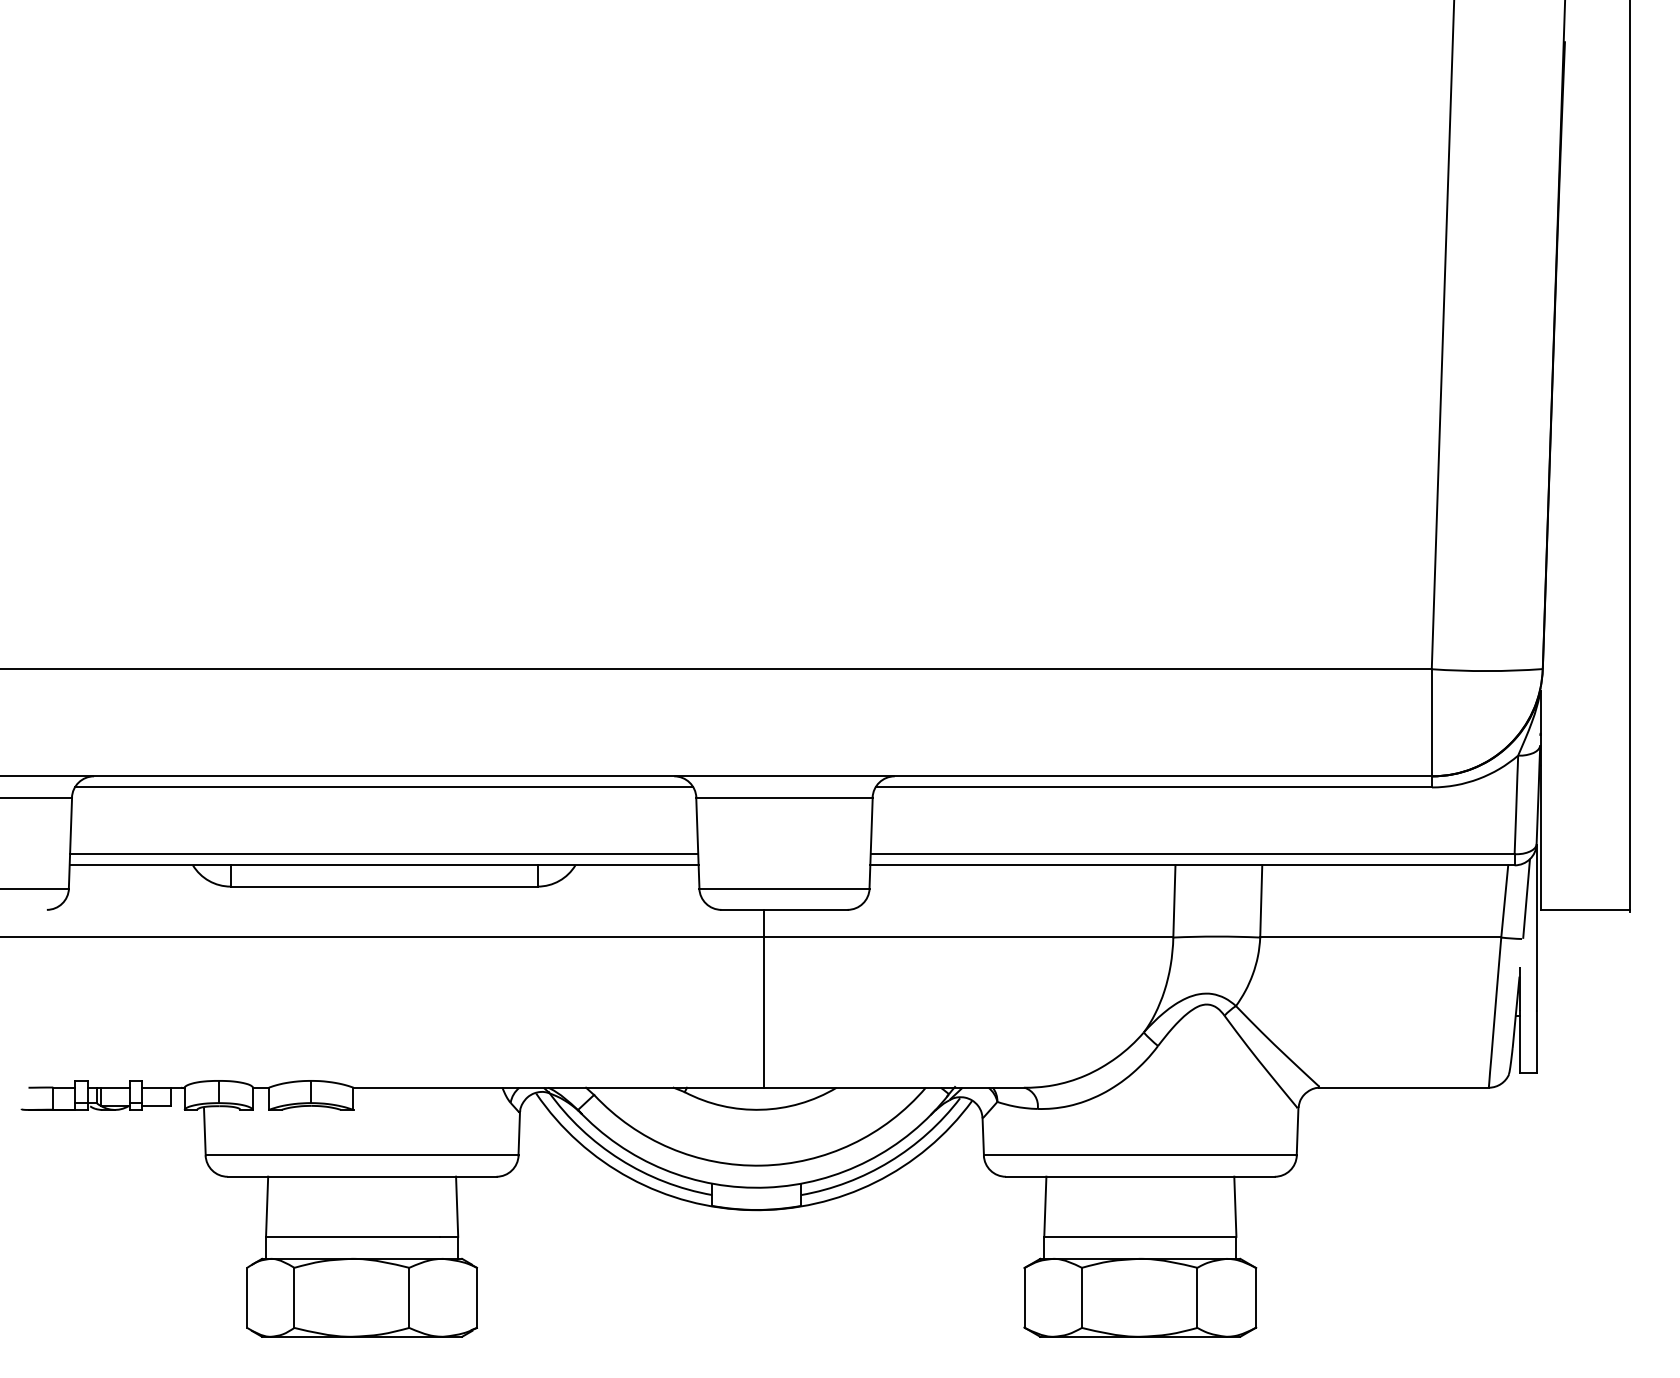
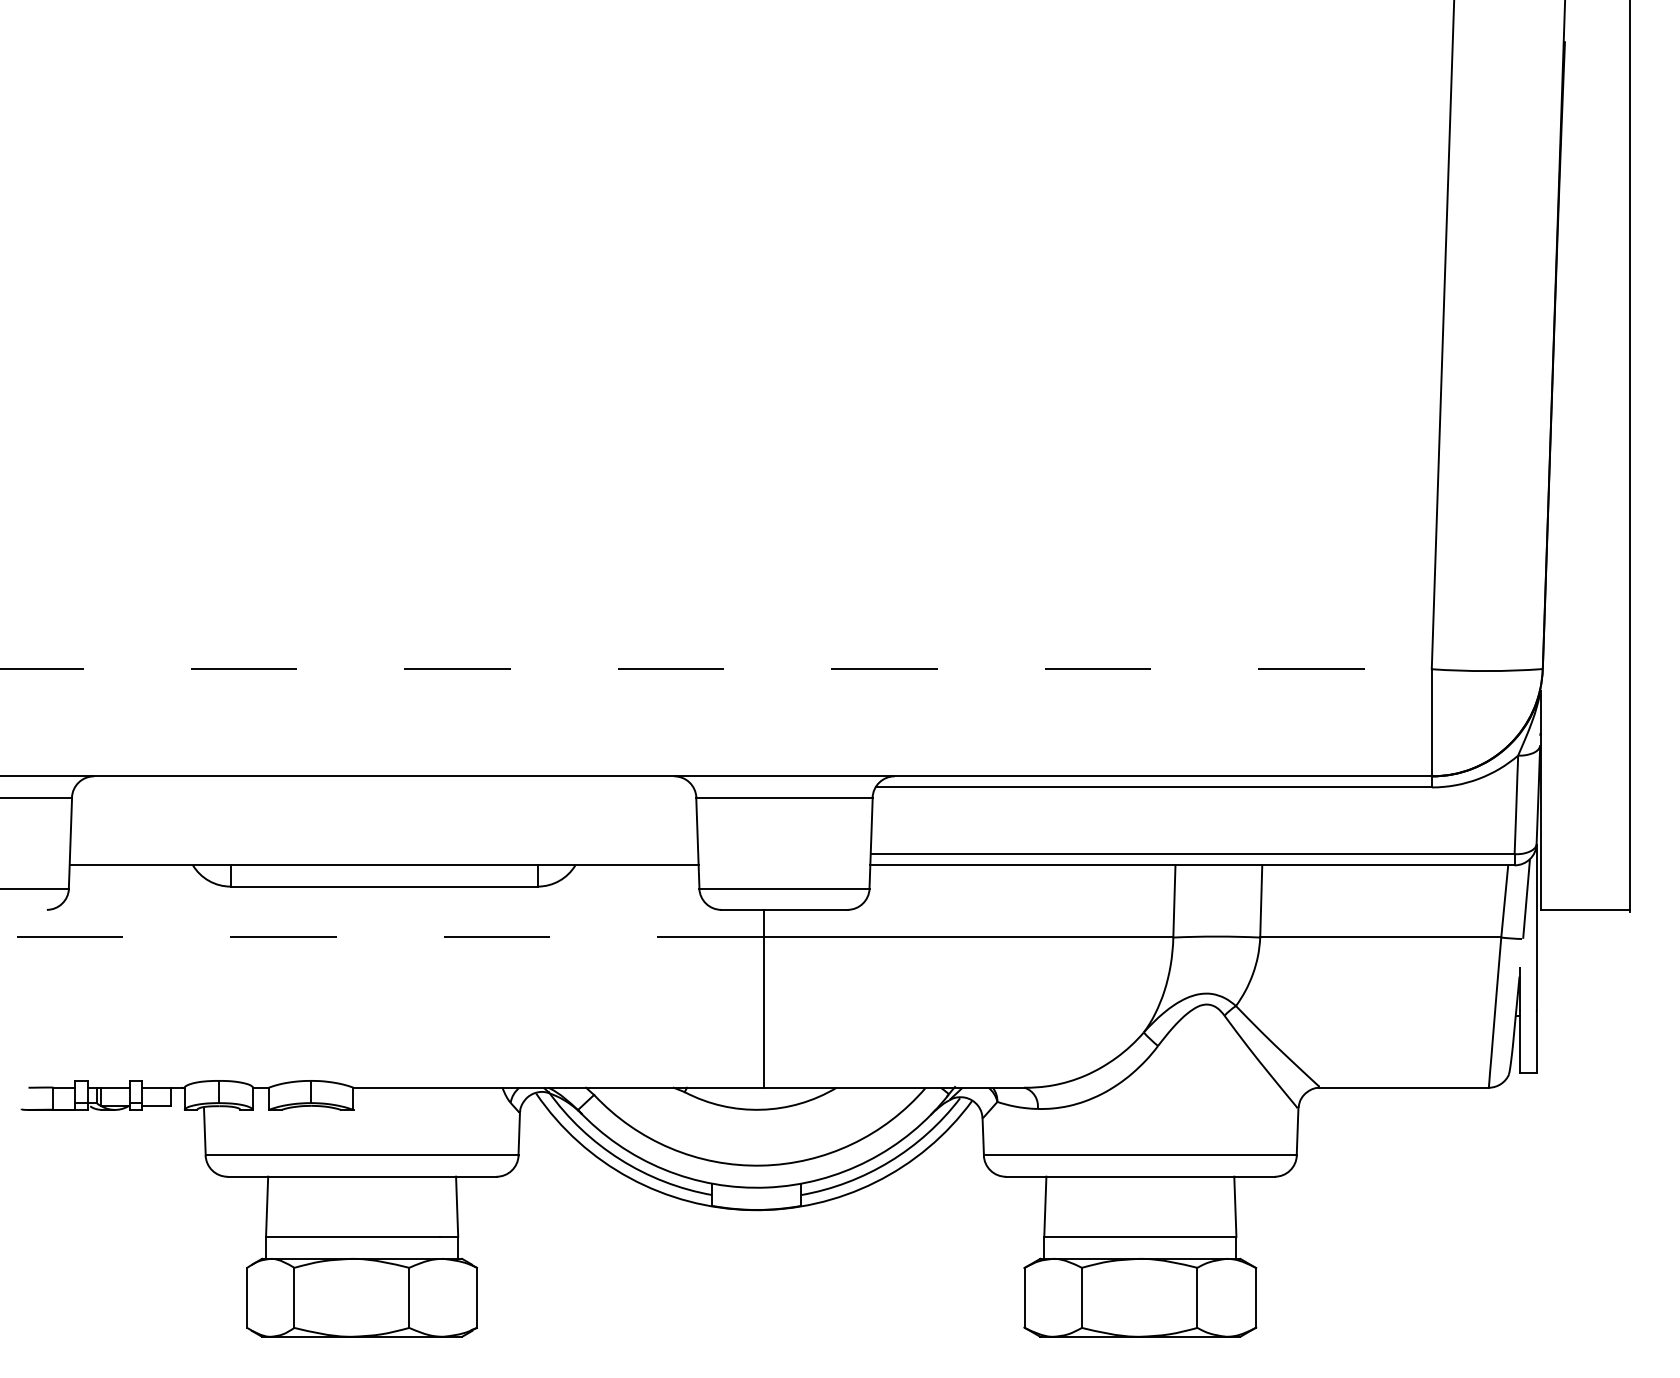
line: solid -> dashed (716, 669)
line: present -> none (384, 787)
line: present -> none (384, 854)
line: solid -> dashed (382, 937)
